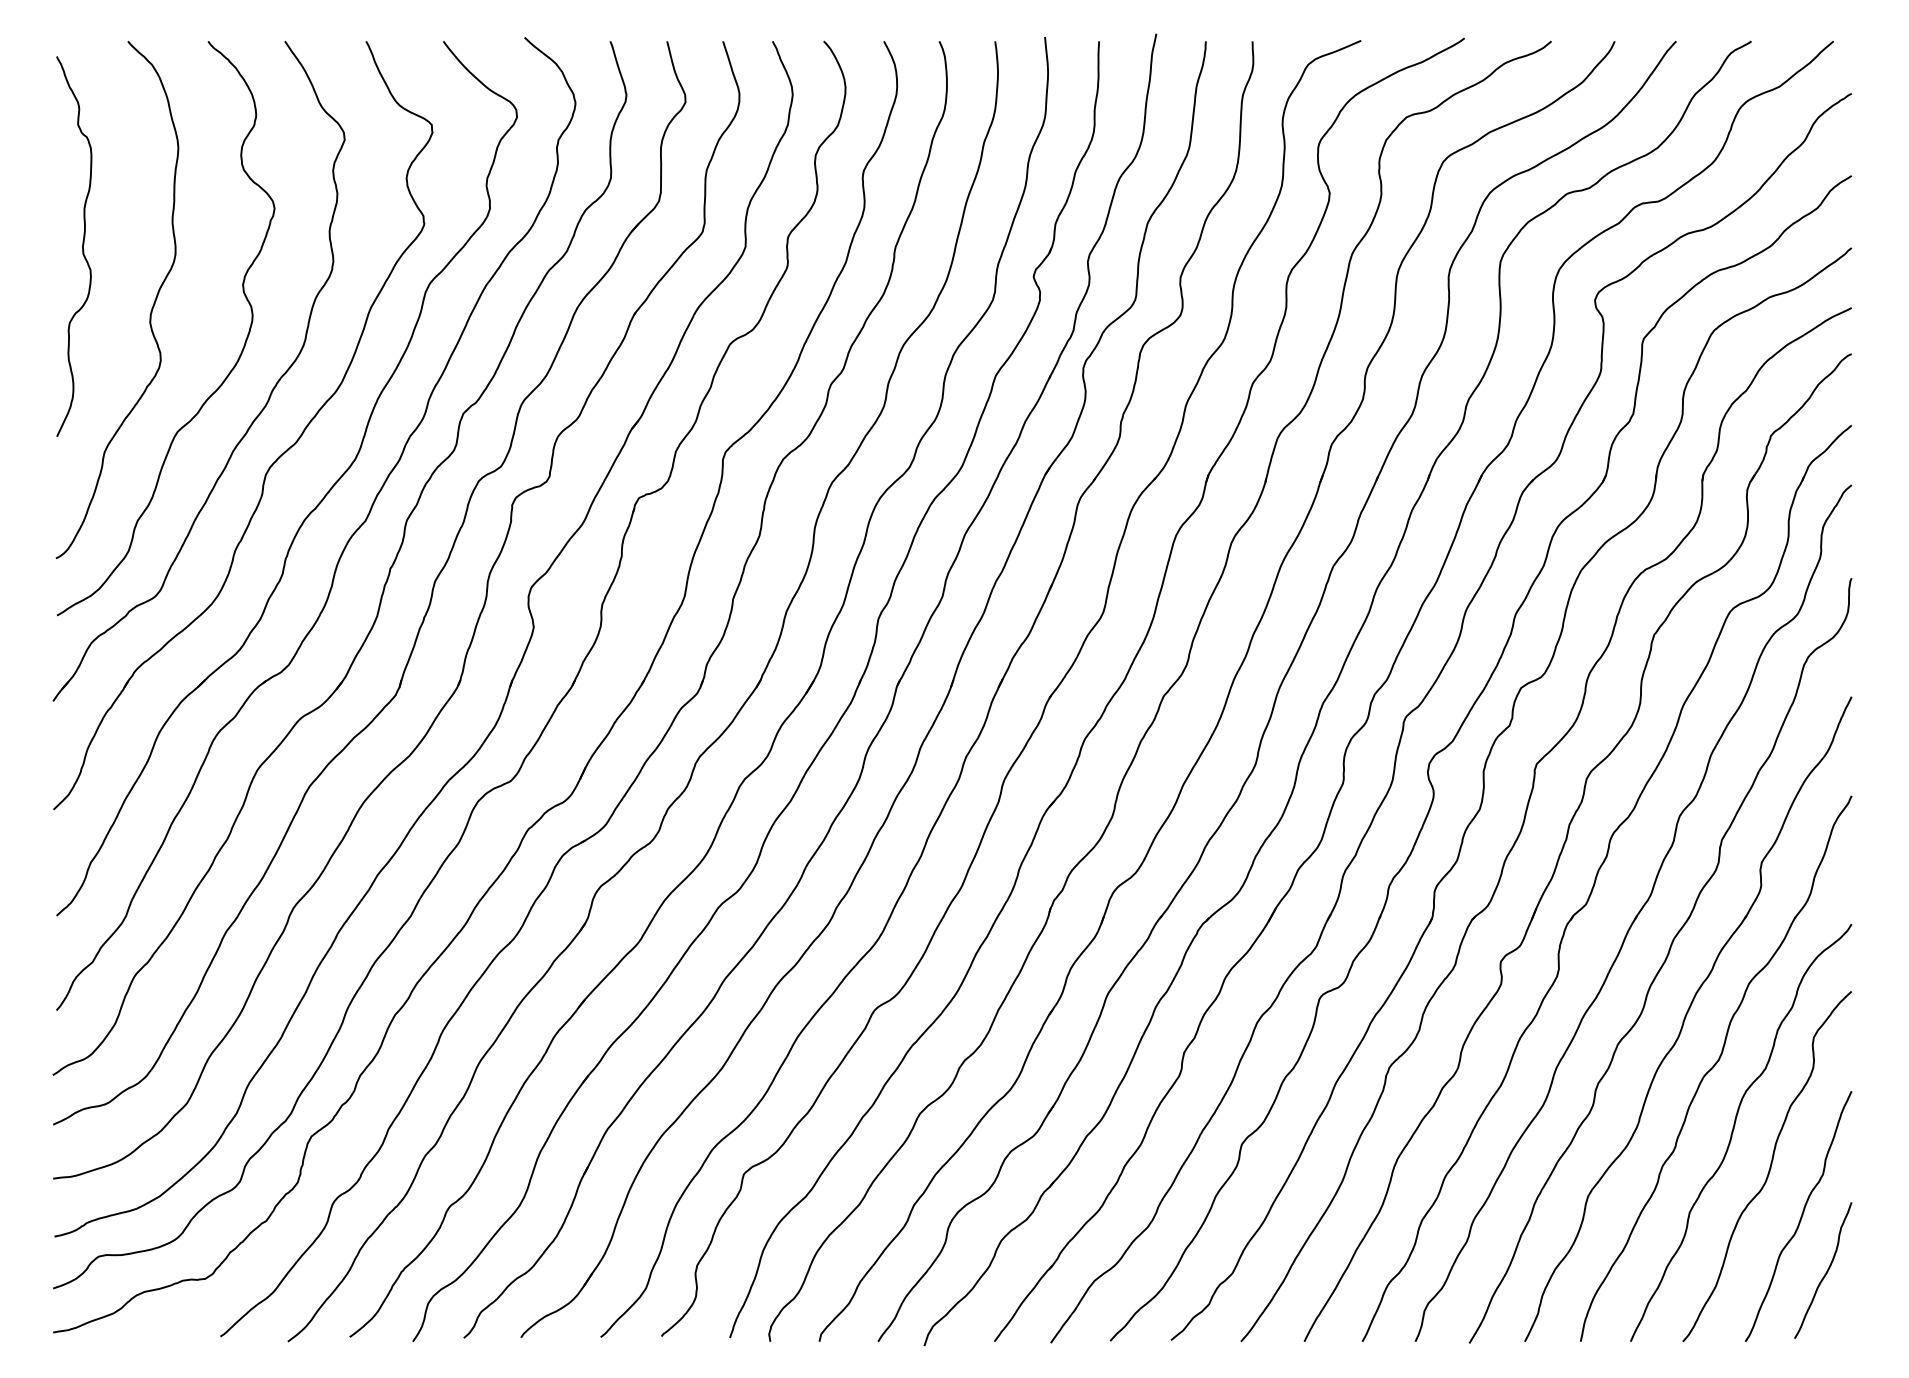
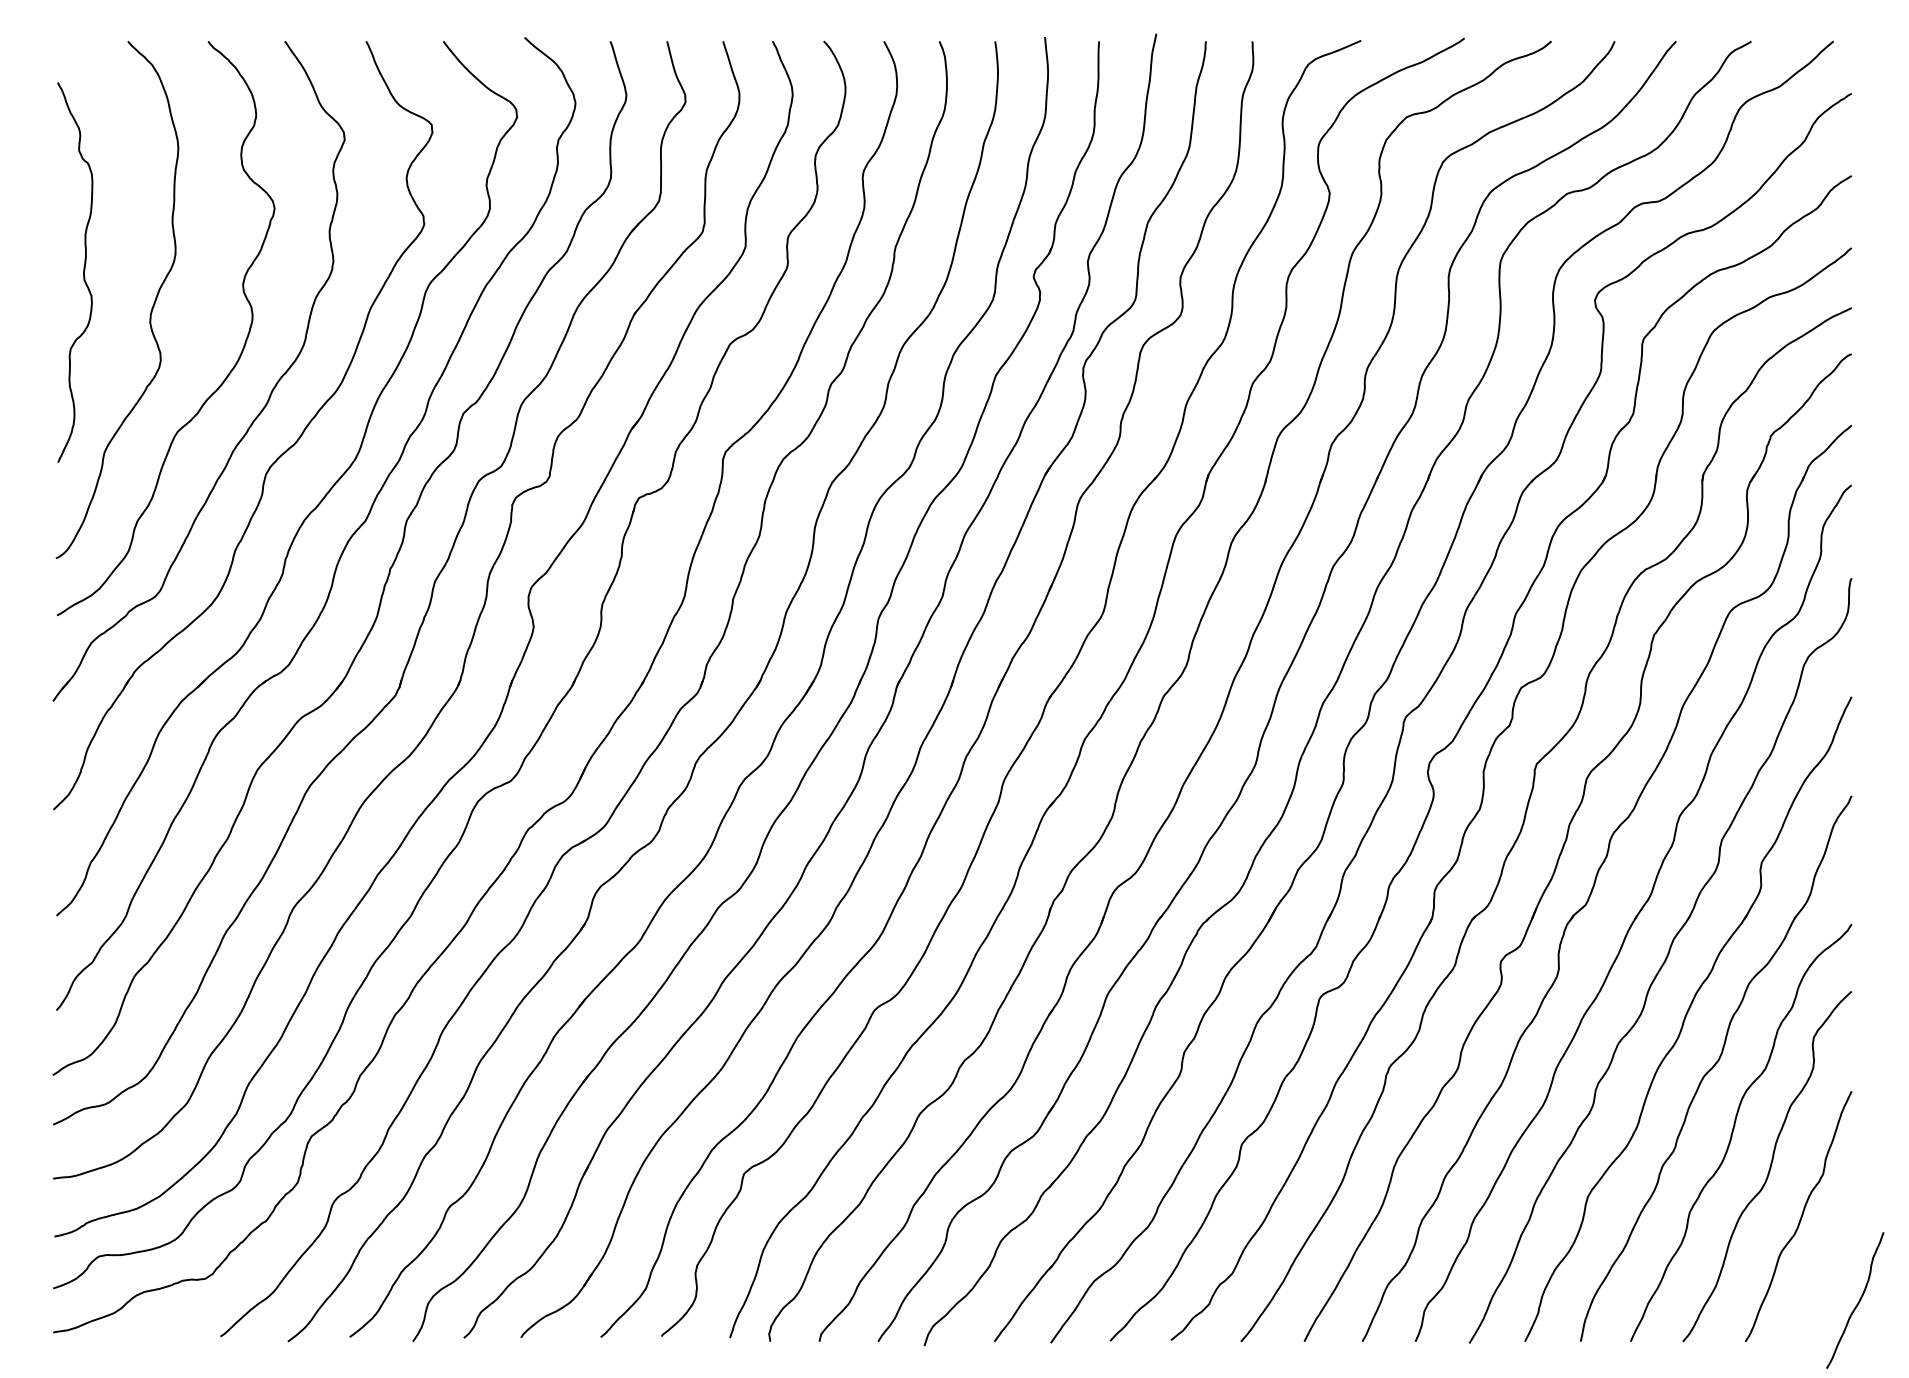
curve position: (82, 246) -> (83, 272) (83, 272)
curve position: (1825, 1272) -> (1857, 1302) (1857, 1302)
